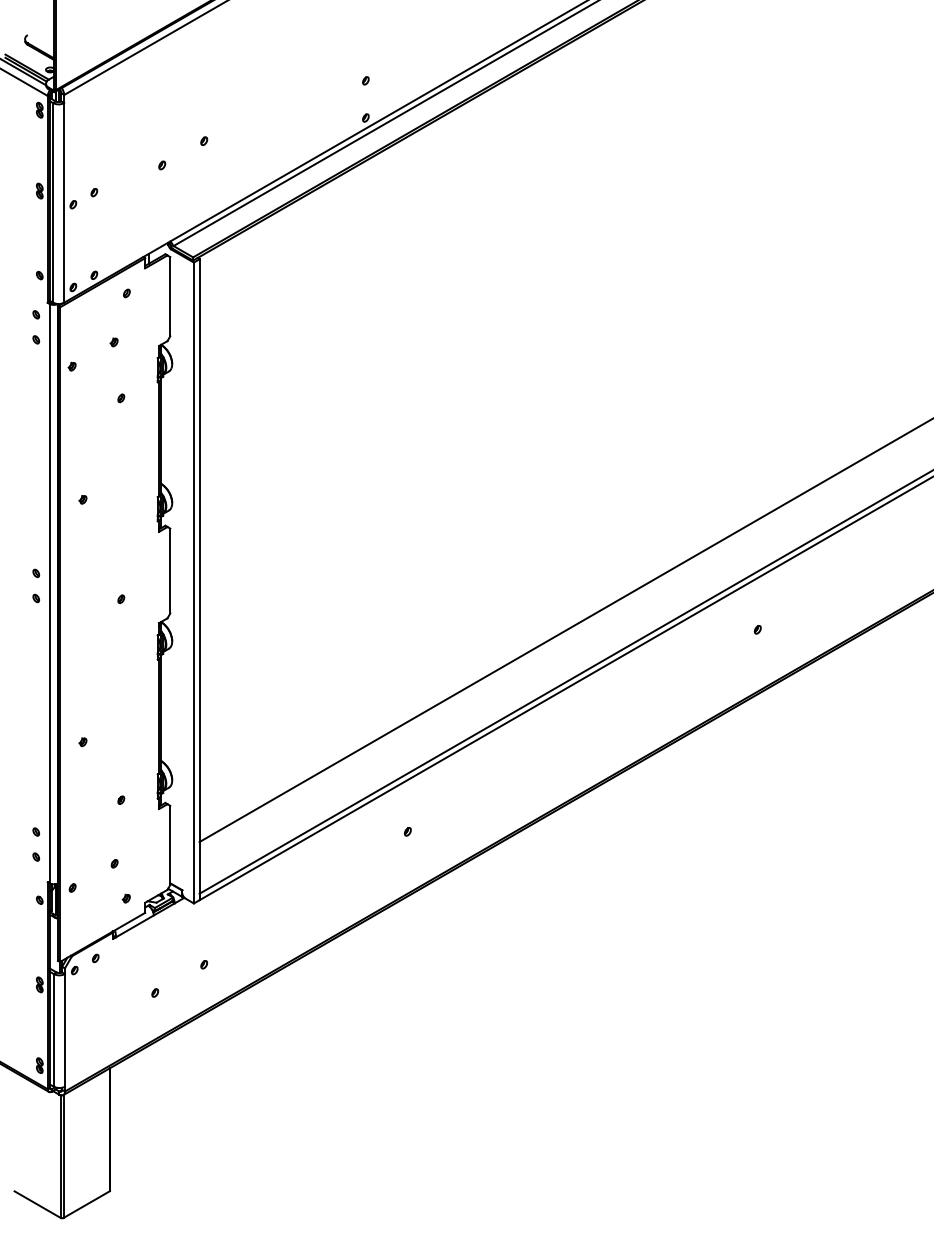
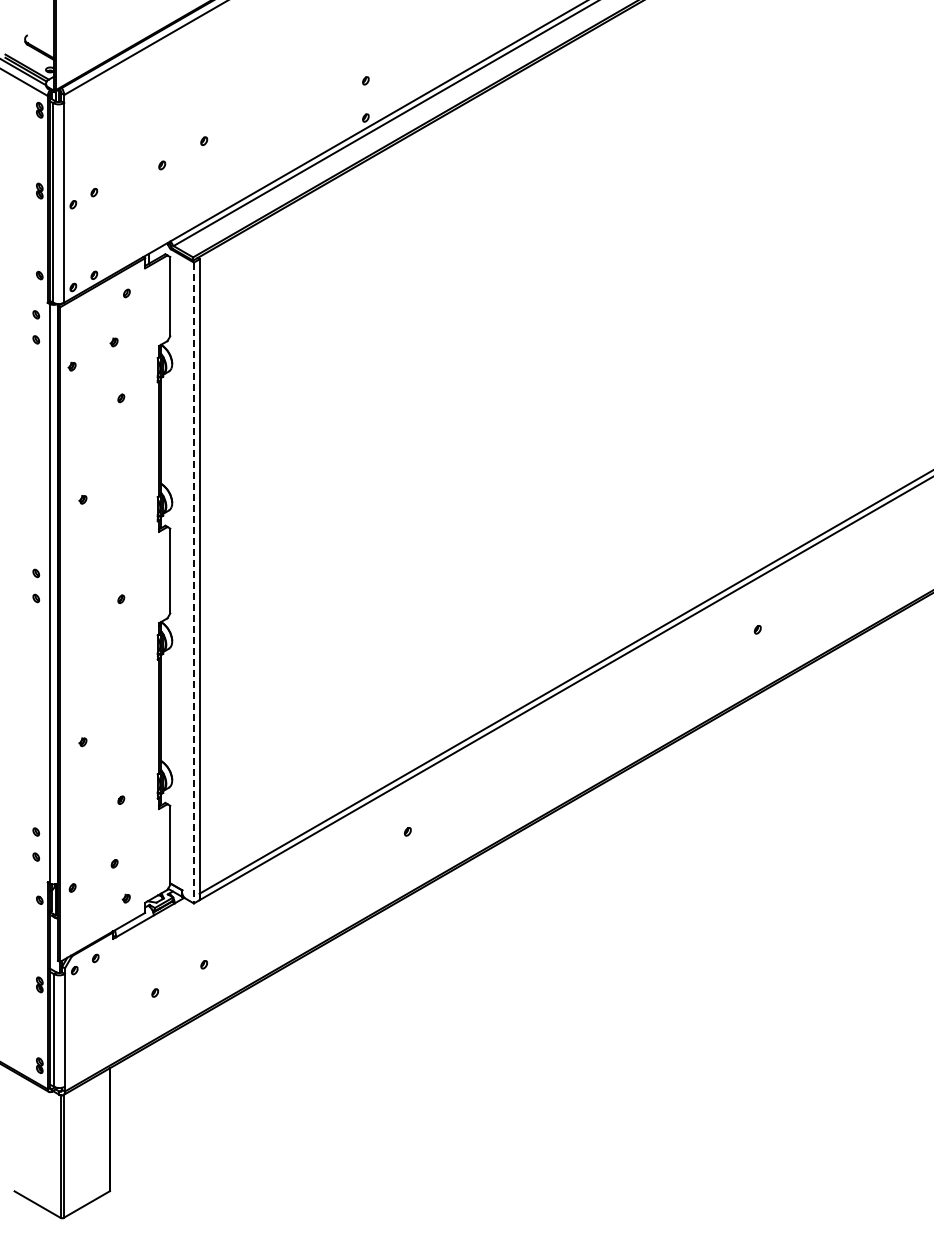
line: solid -> dashed (193, 583)
line: present -> none (564, 631)
